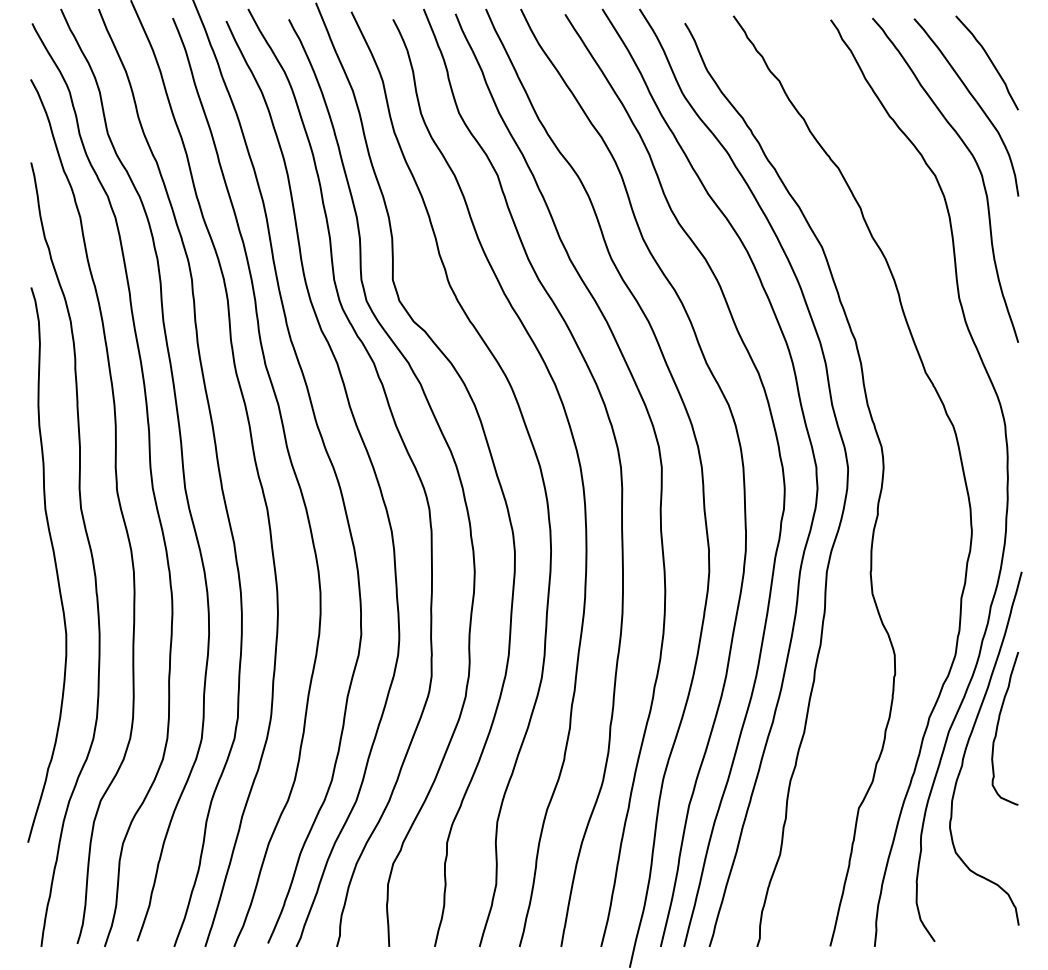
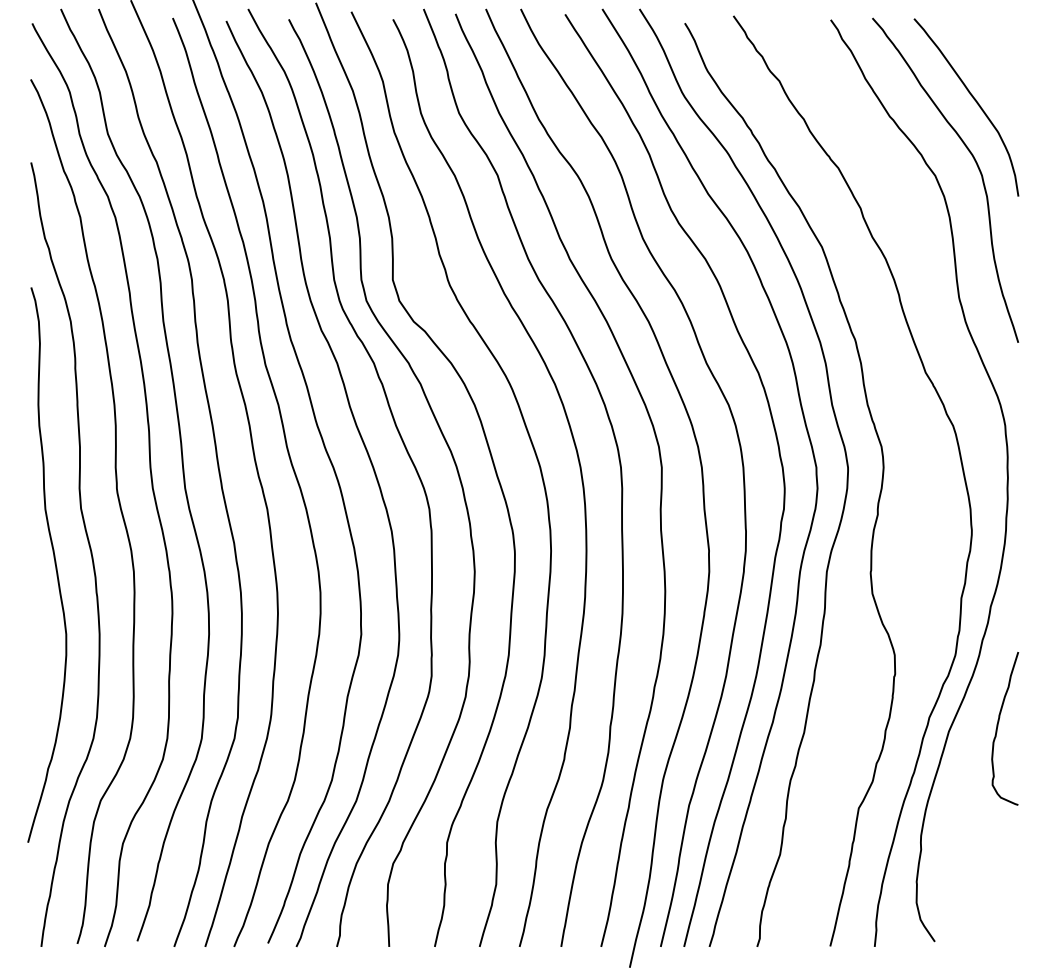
curve: present -> none (989, 60)
curve: present -> none (969, 741)
